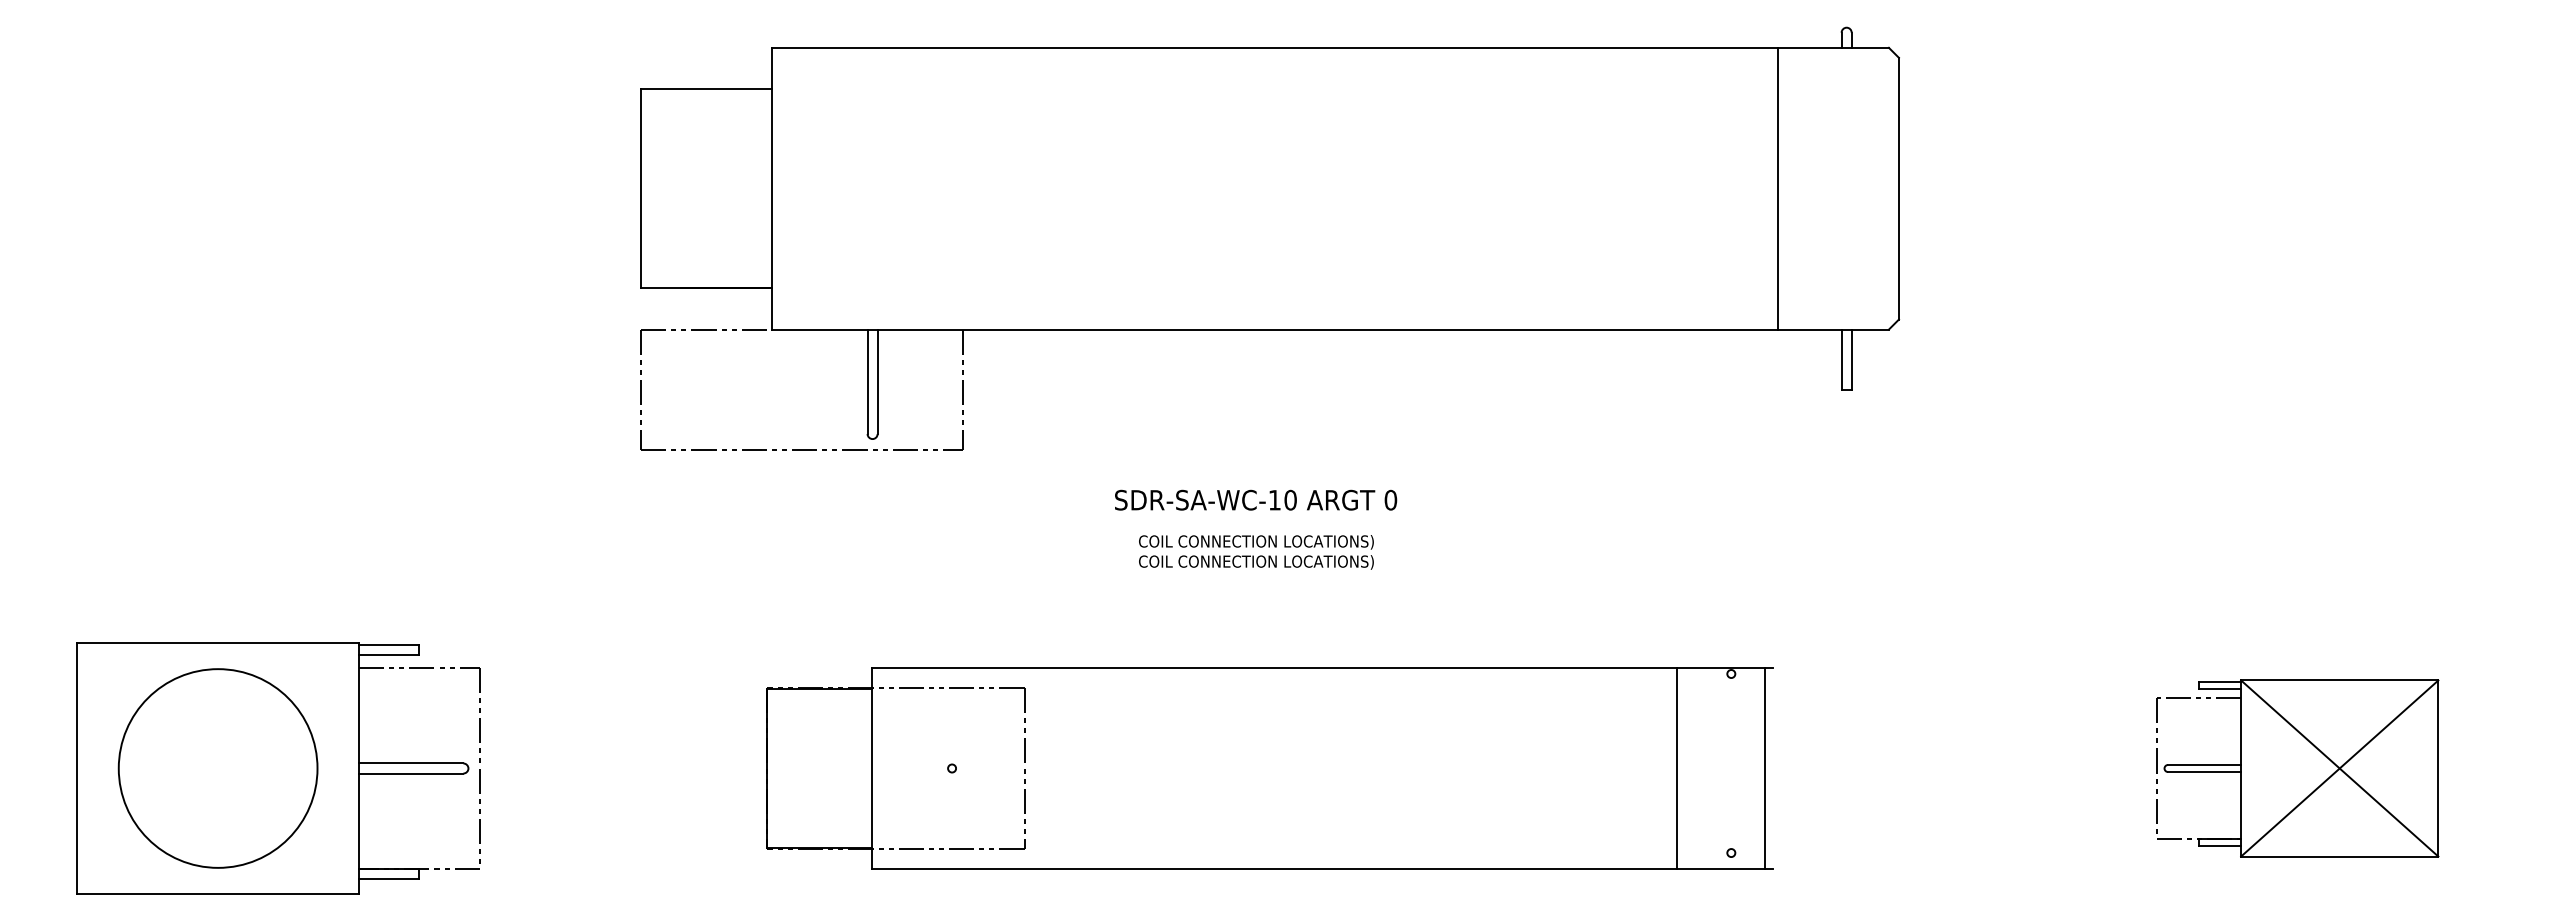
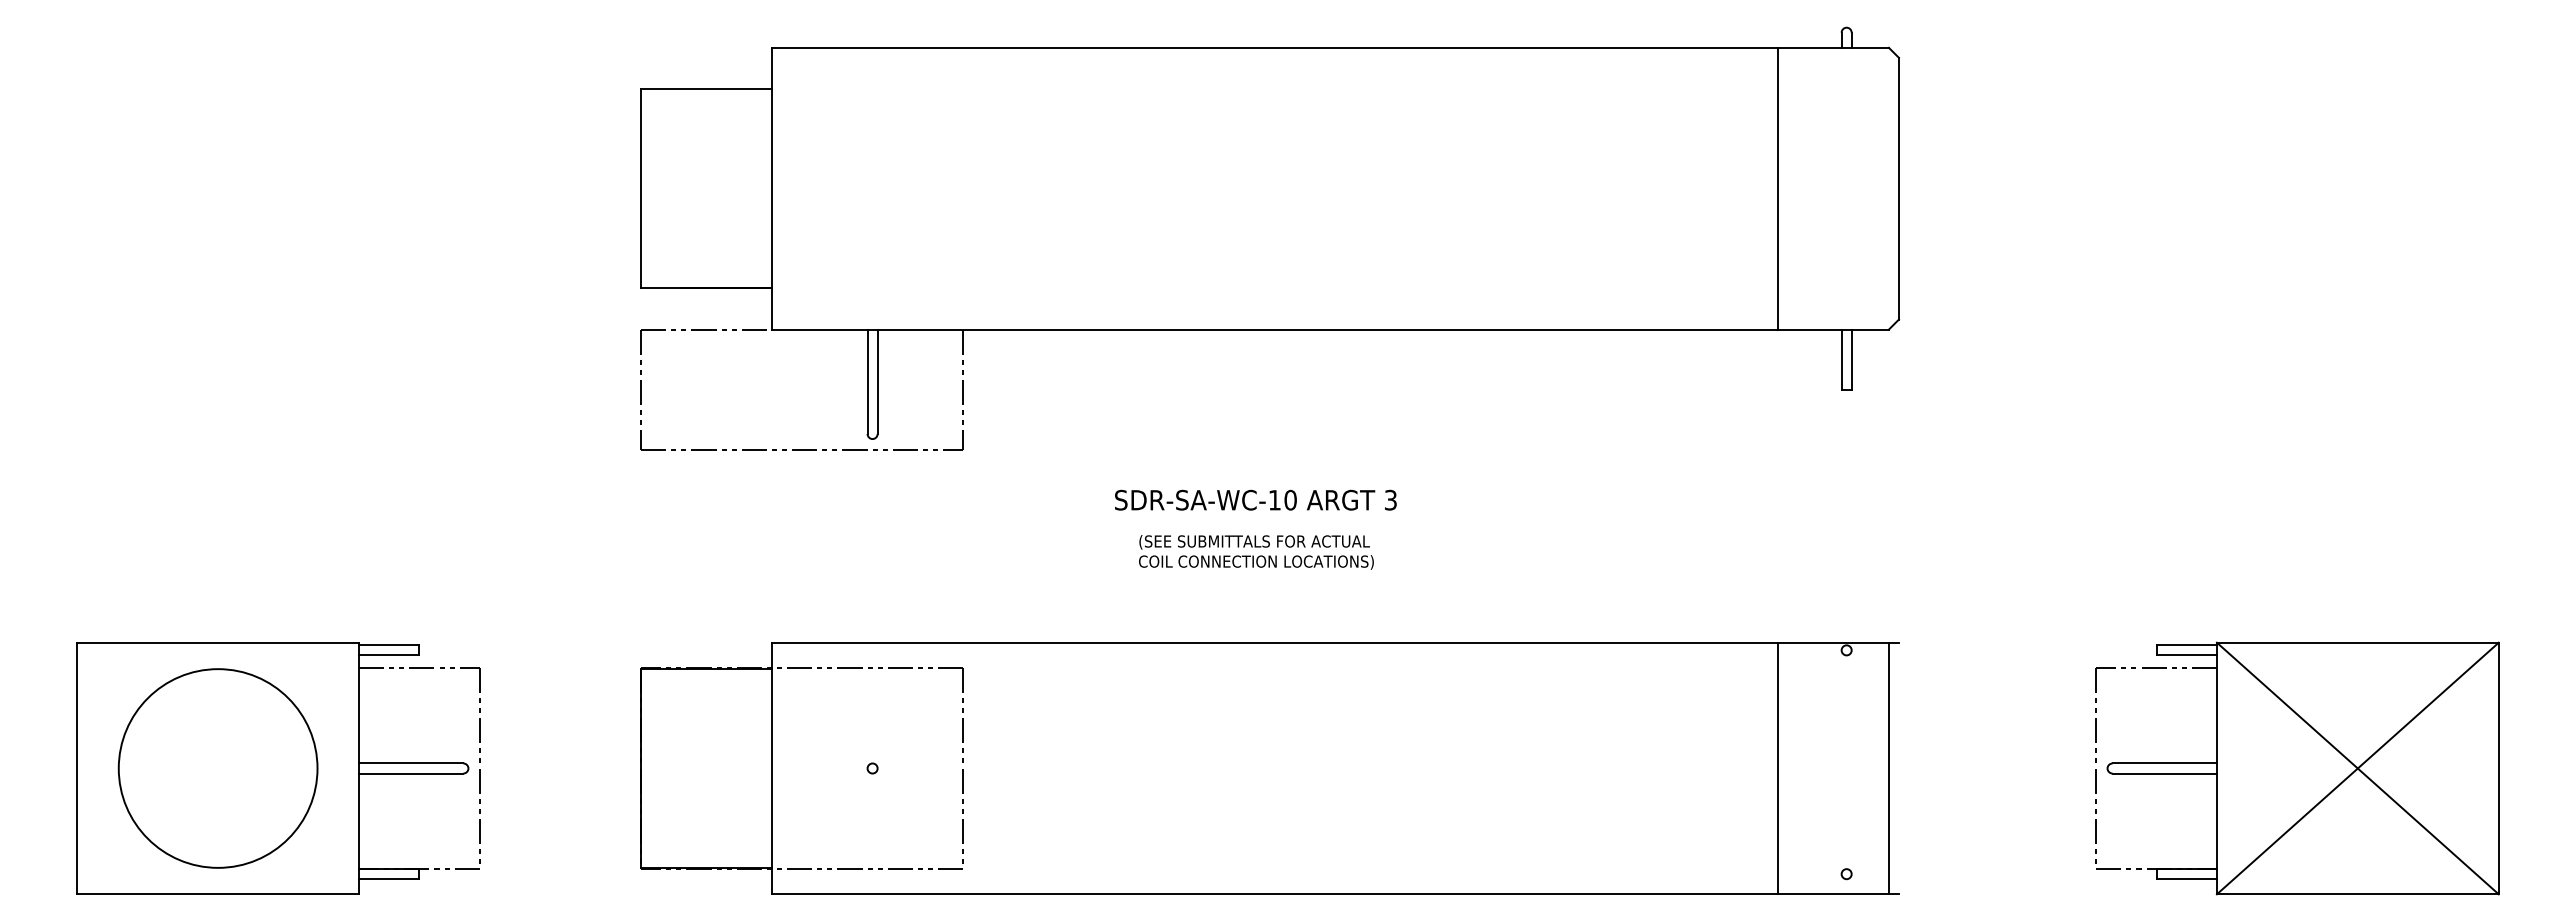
text: 0 -> 3 (1390, 499)
text: COIL CONNECTION LOCATIONS) -> (SEE SUBMITTALS FOR ACTUAL (1256, 542)
part size: 1008x203 px -> 1260x253 px (1269, 768)
part size: 284x179 px -> 405x255 px (2297, 768)
